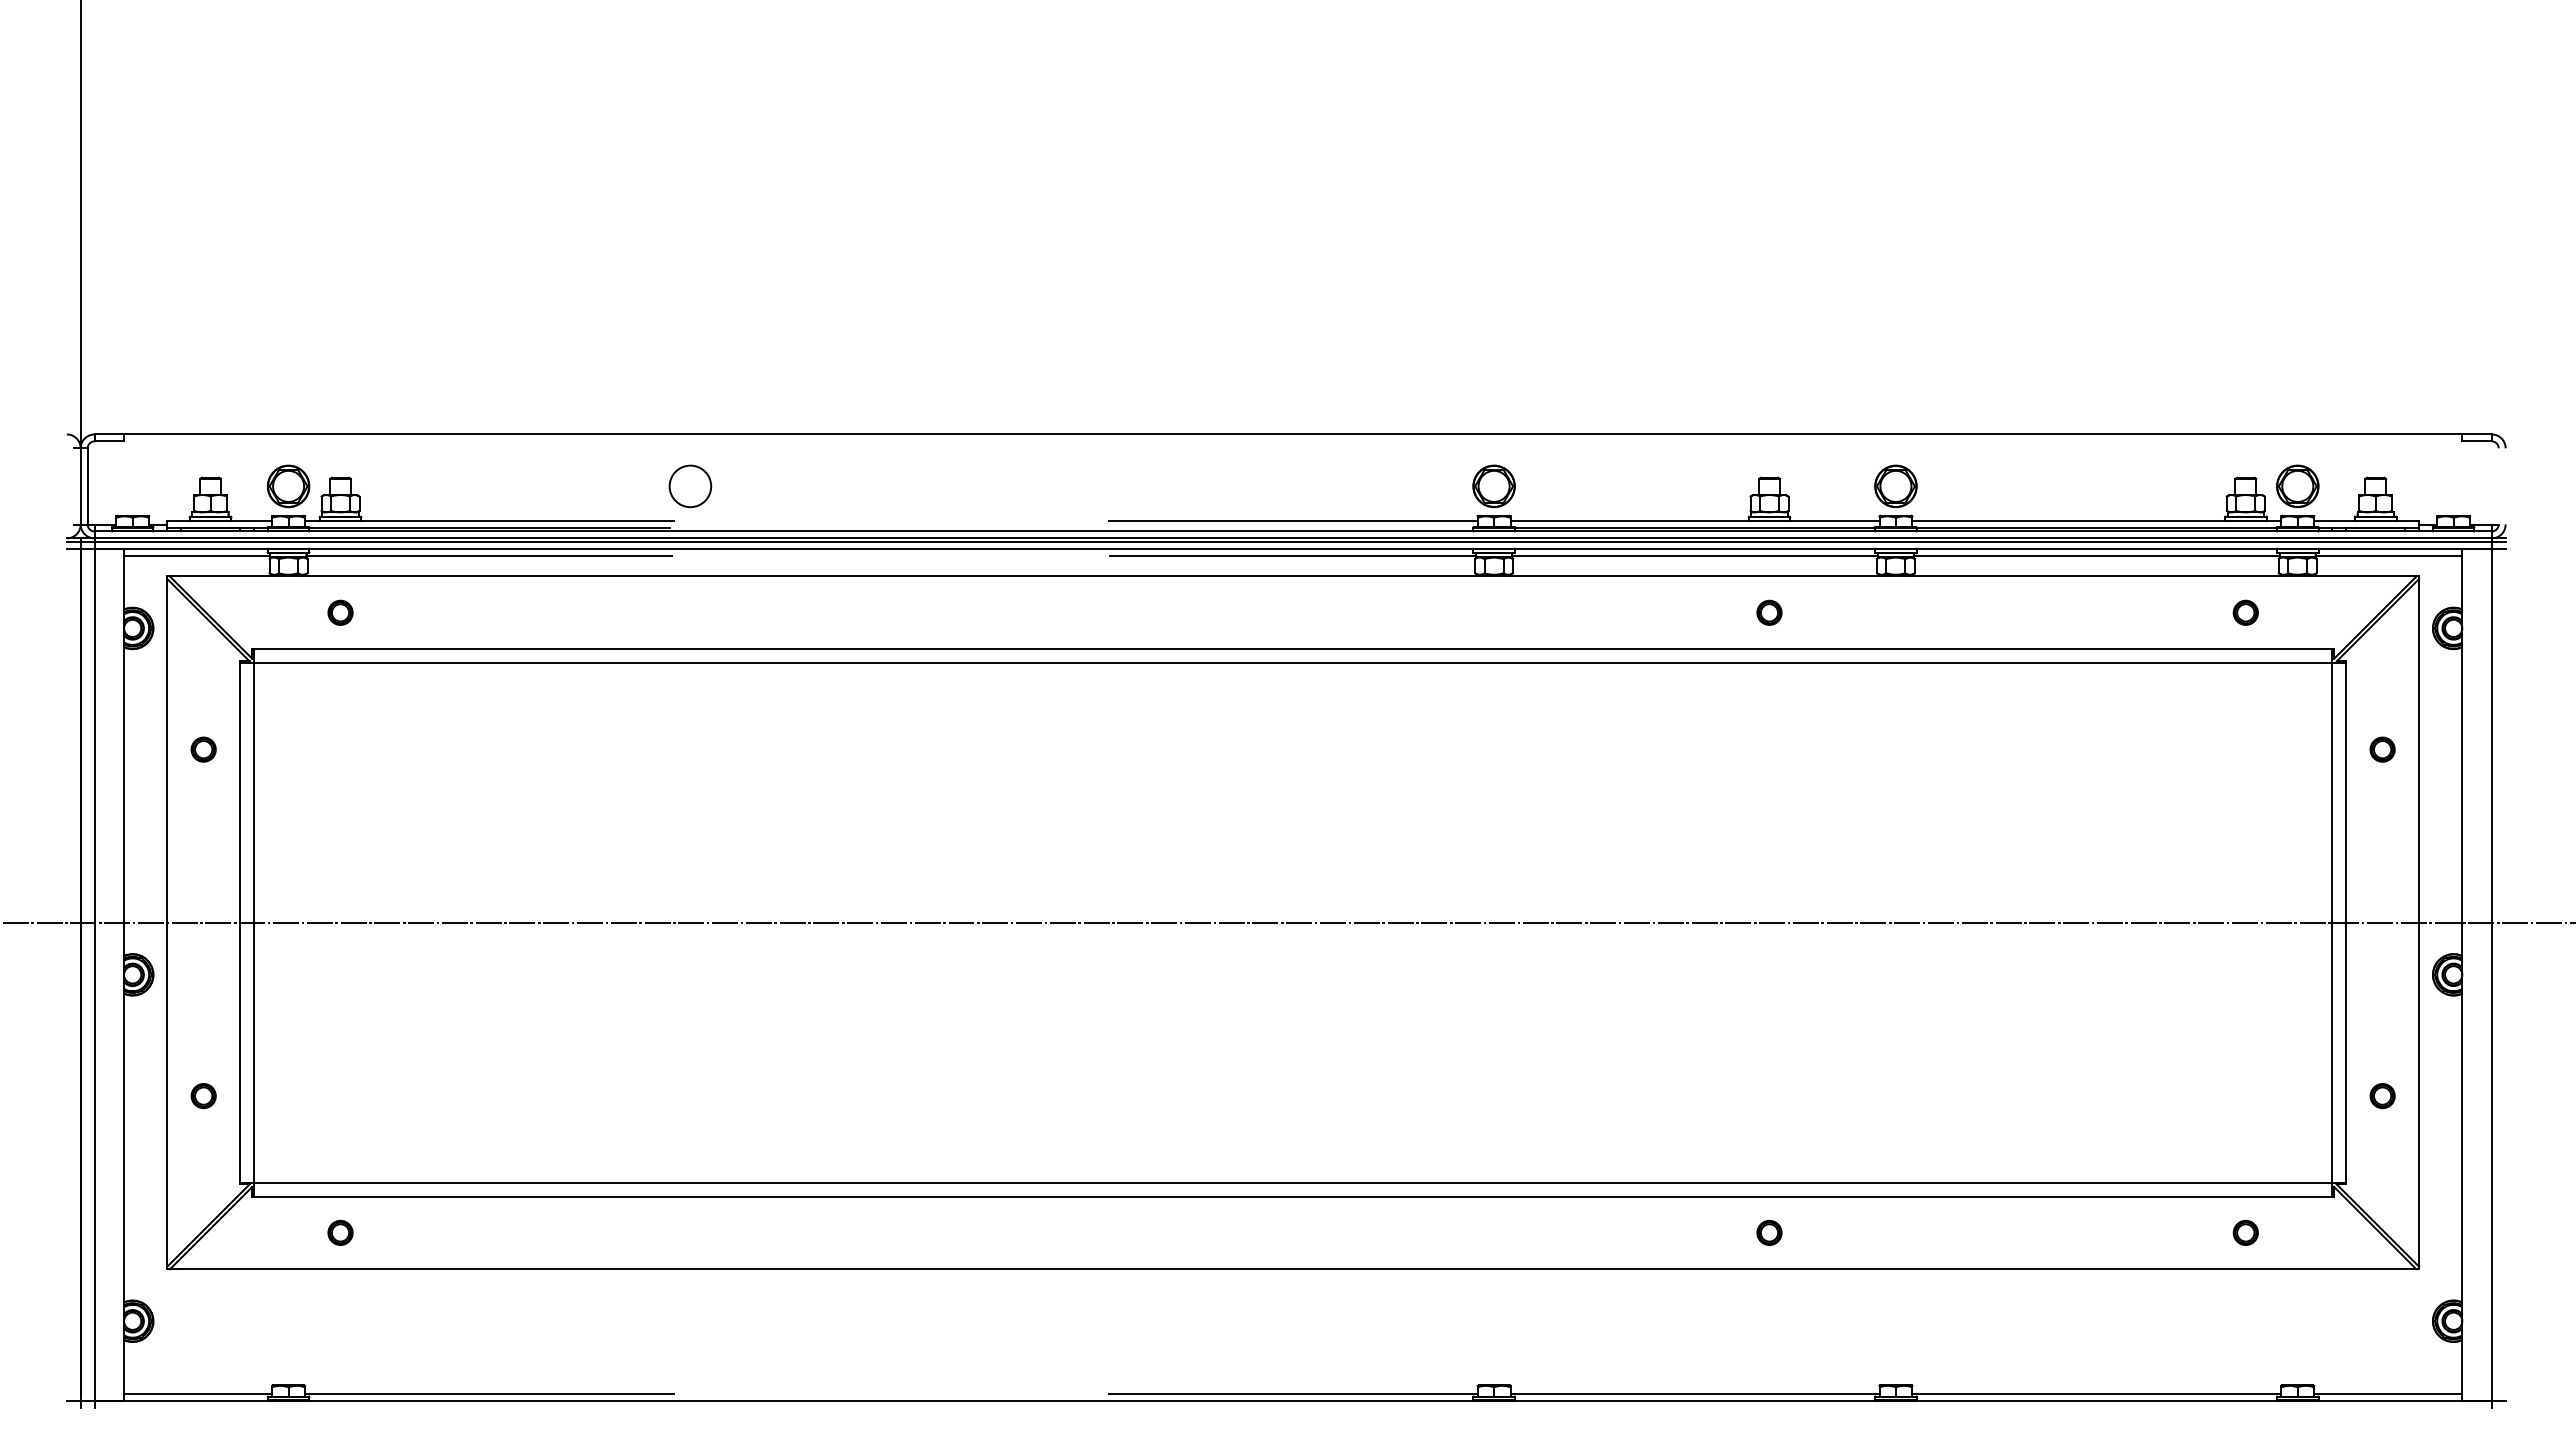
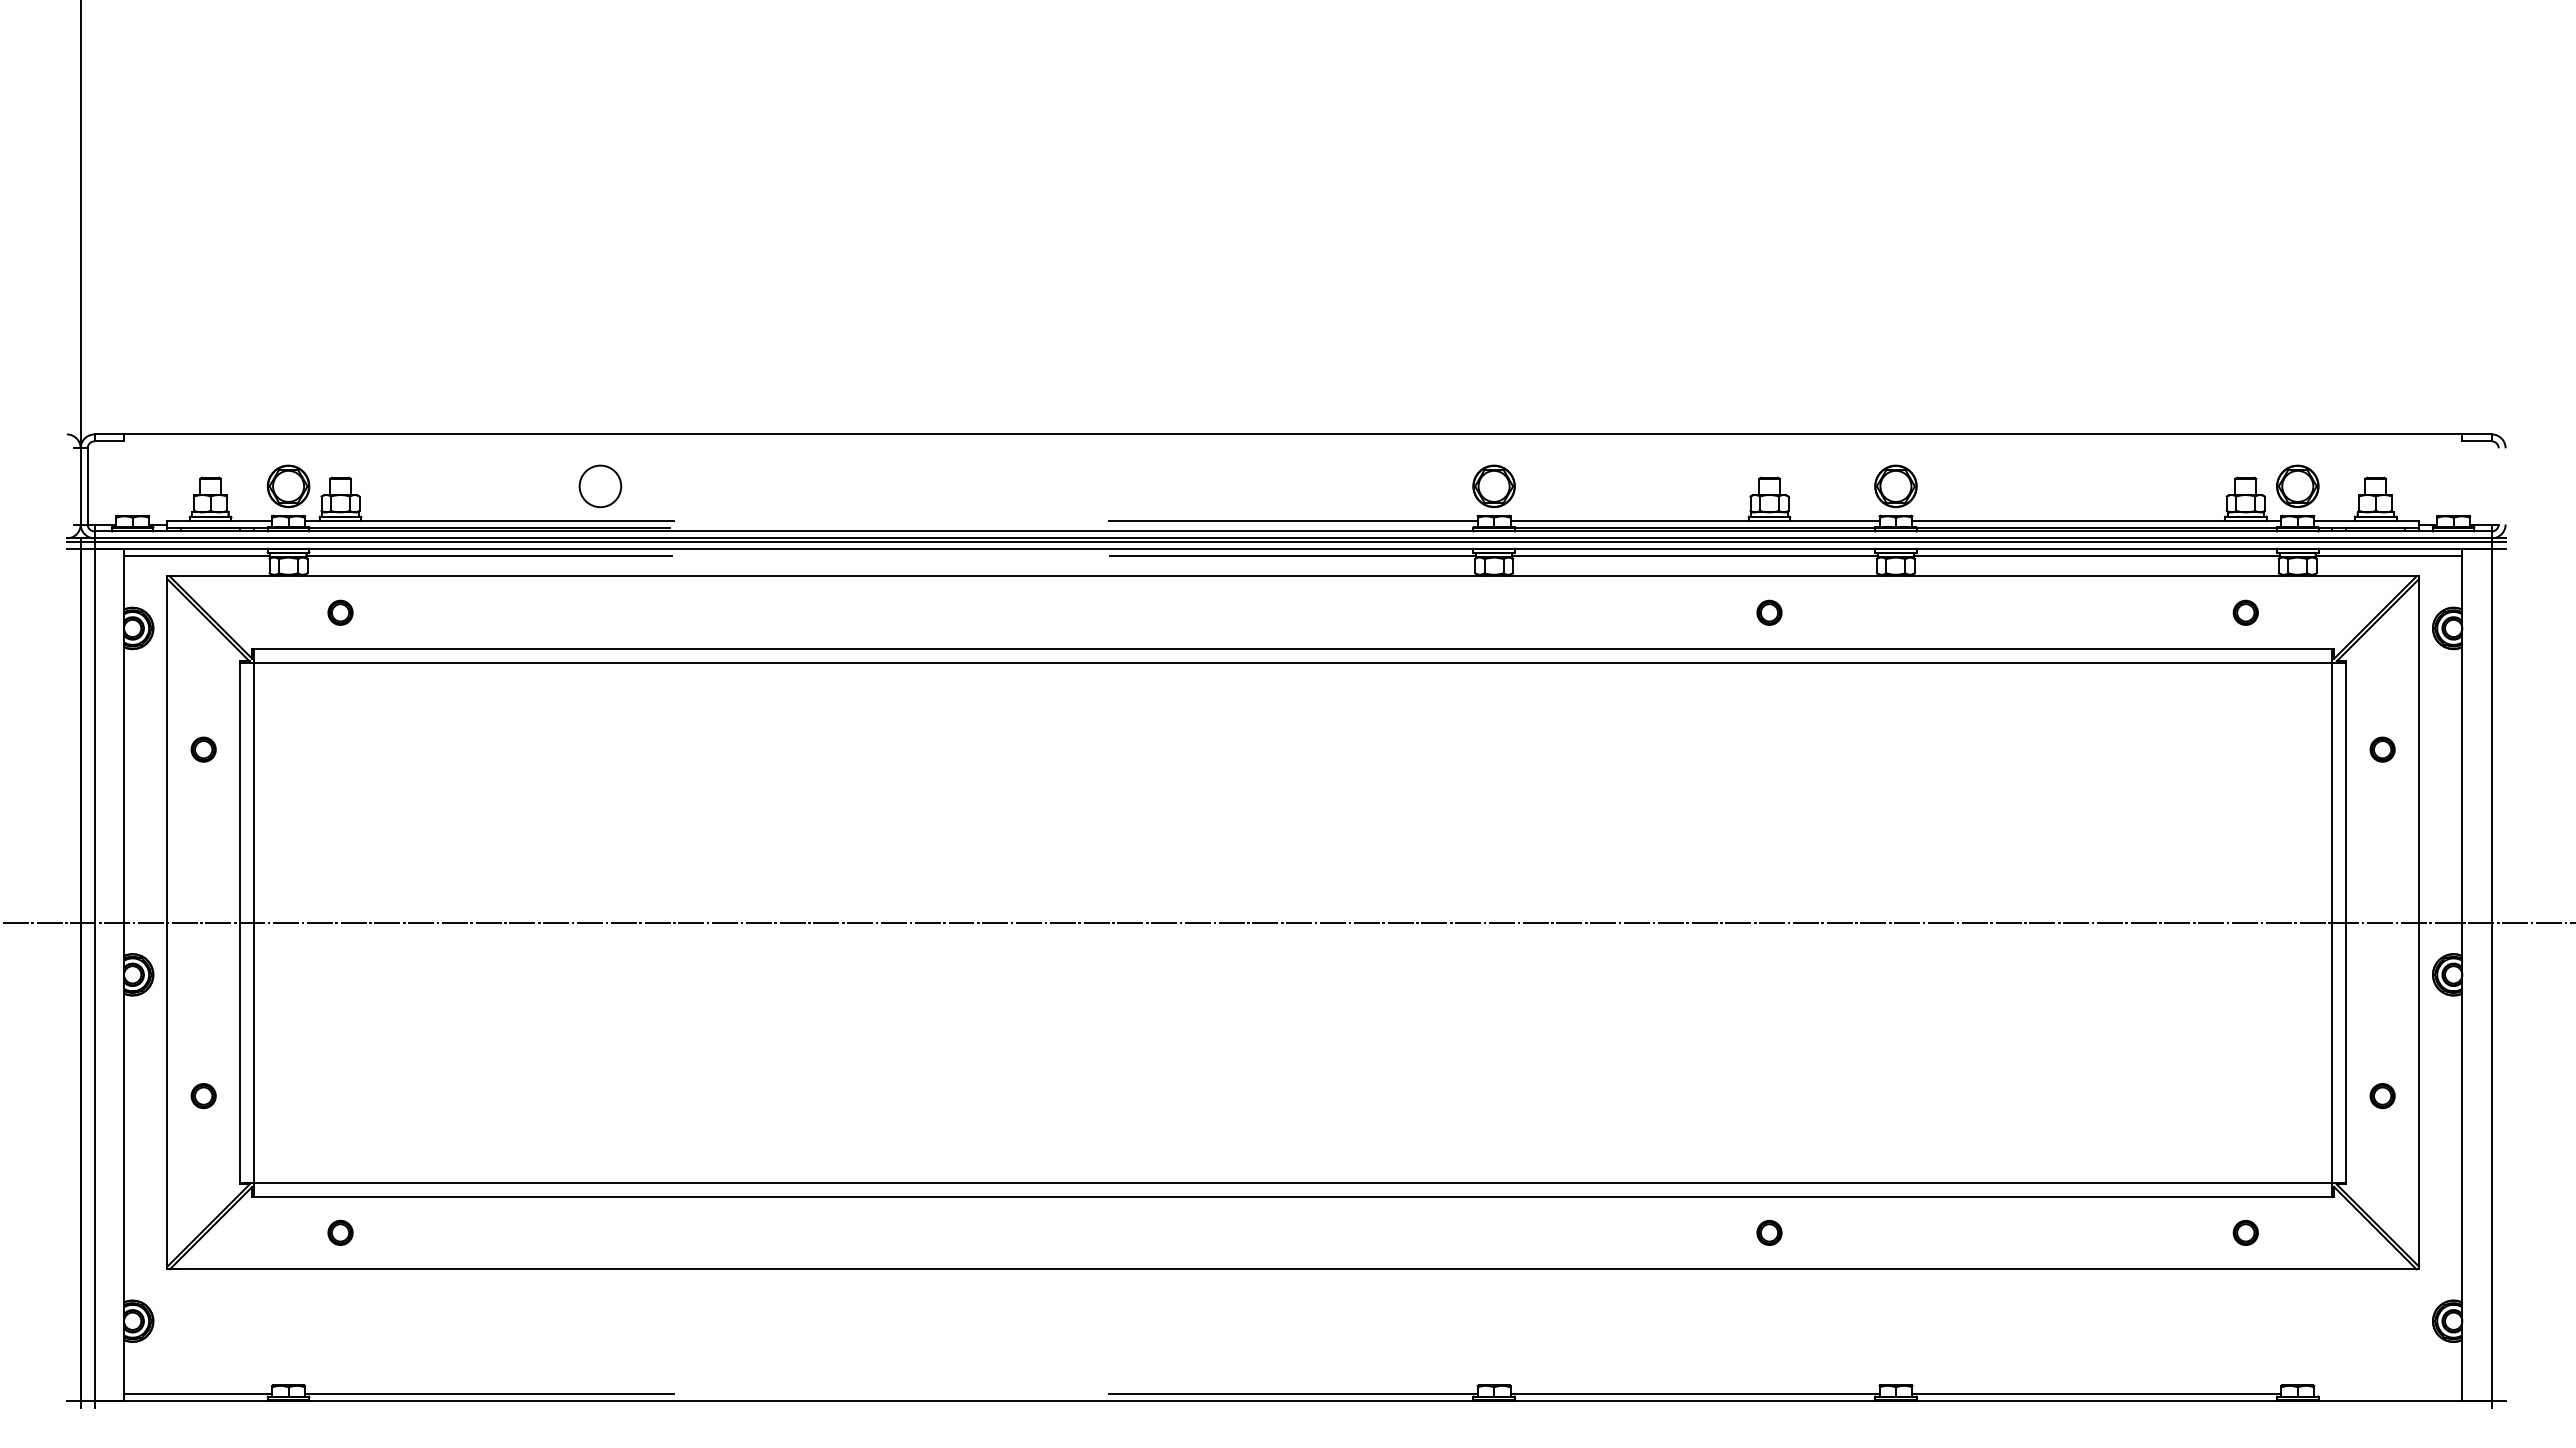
circle position: (690, 486) -> (600, 486) (600, 486)
line: present -> none (2388, 1394)
